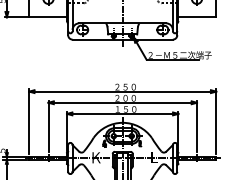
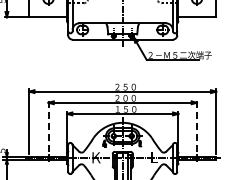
line: solid -> dashed (48, 126)
line: solid -> dashed (196, 126)
